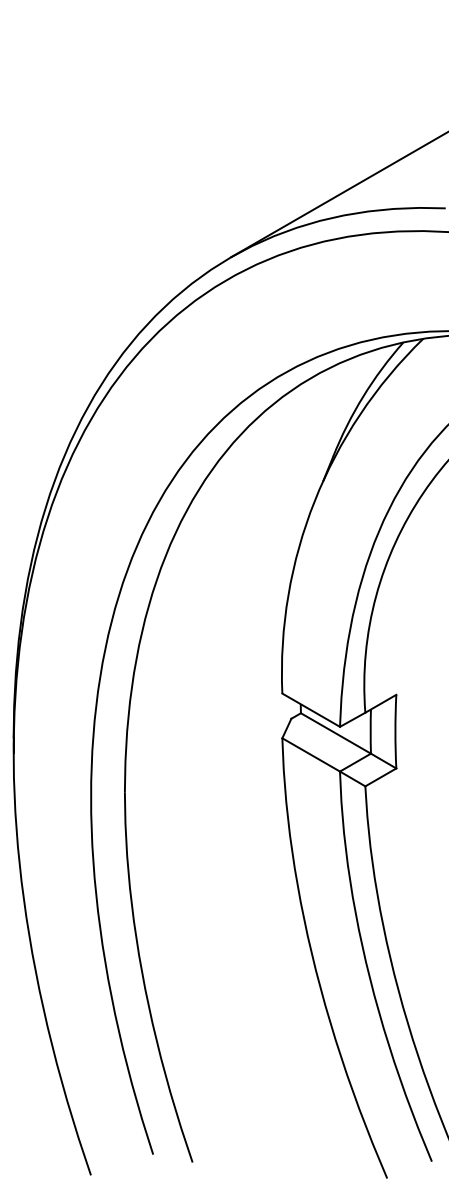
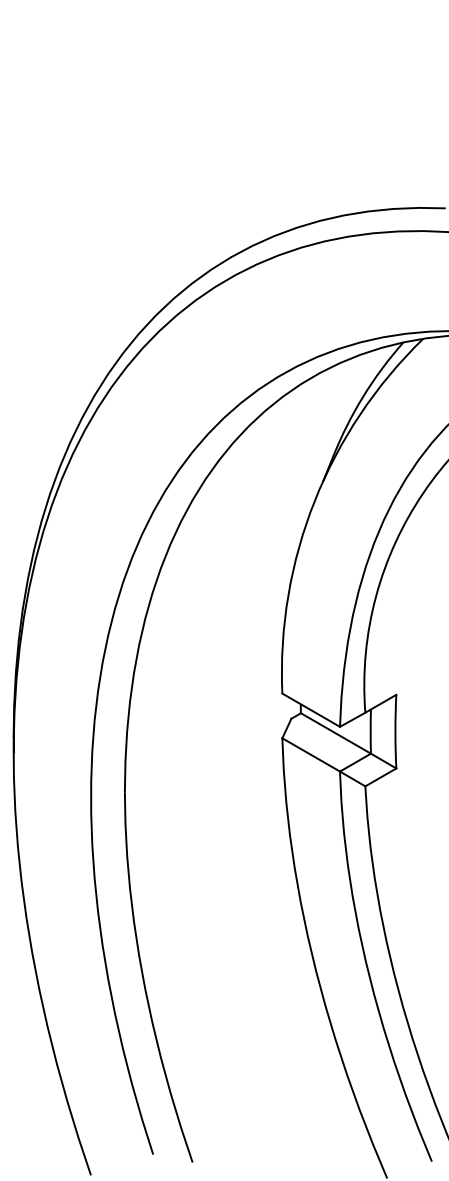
line: present -> none (338, 195)
